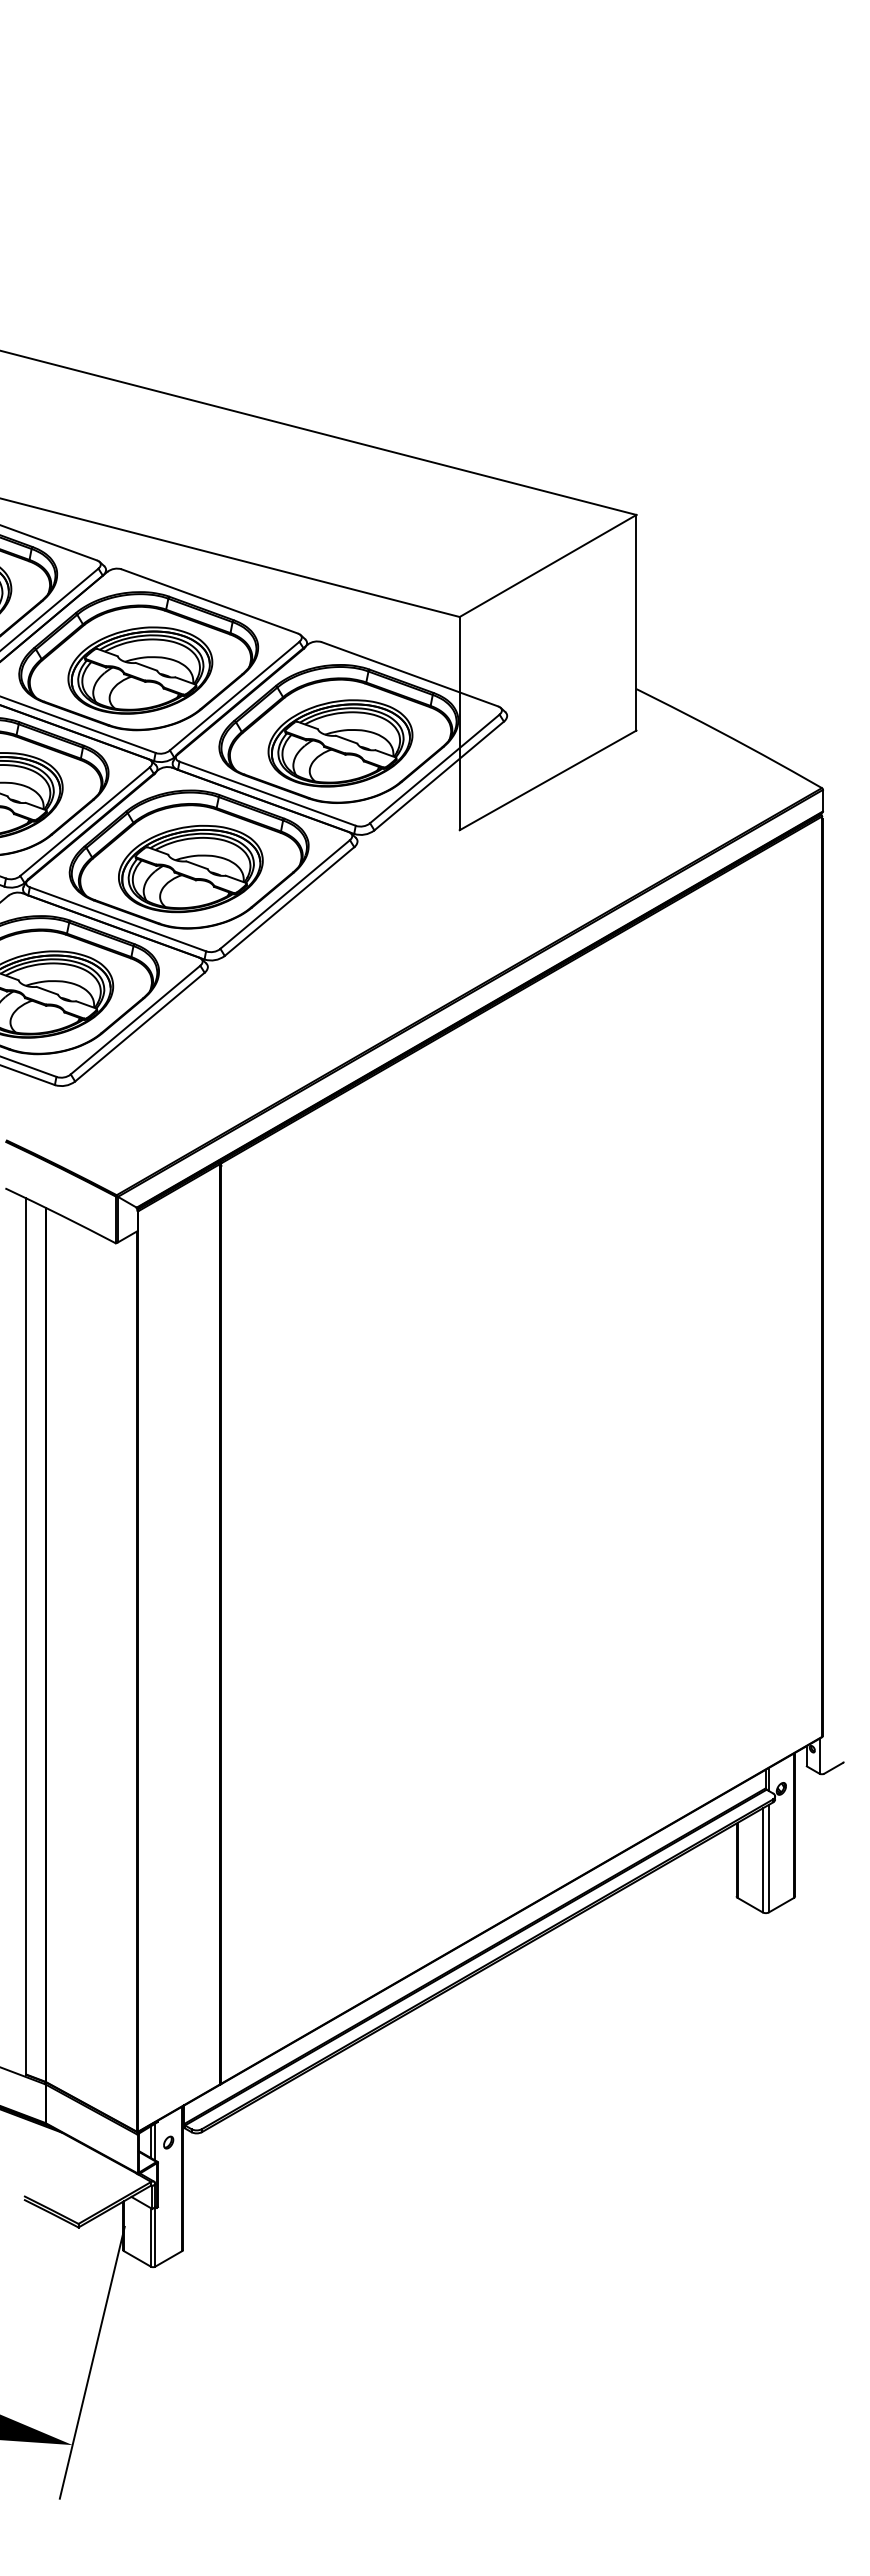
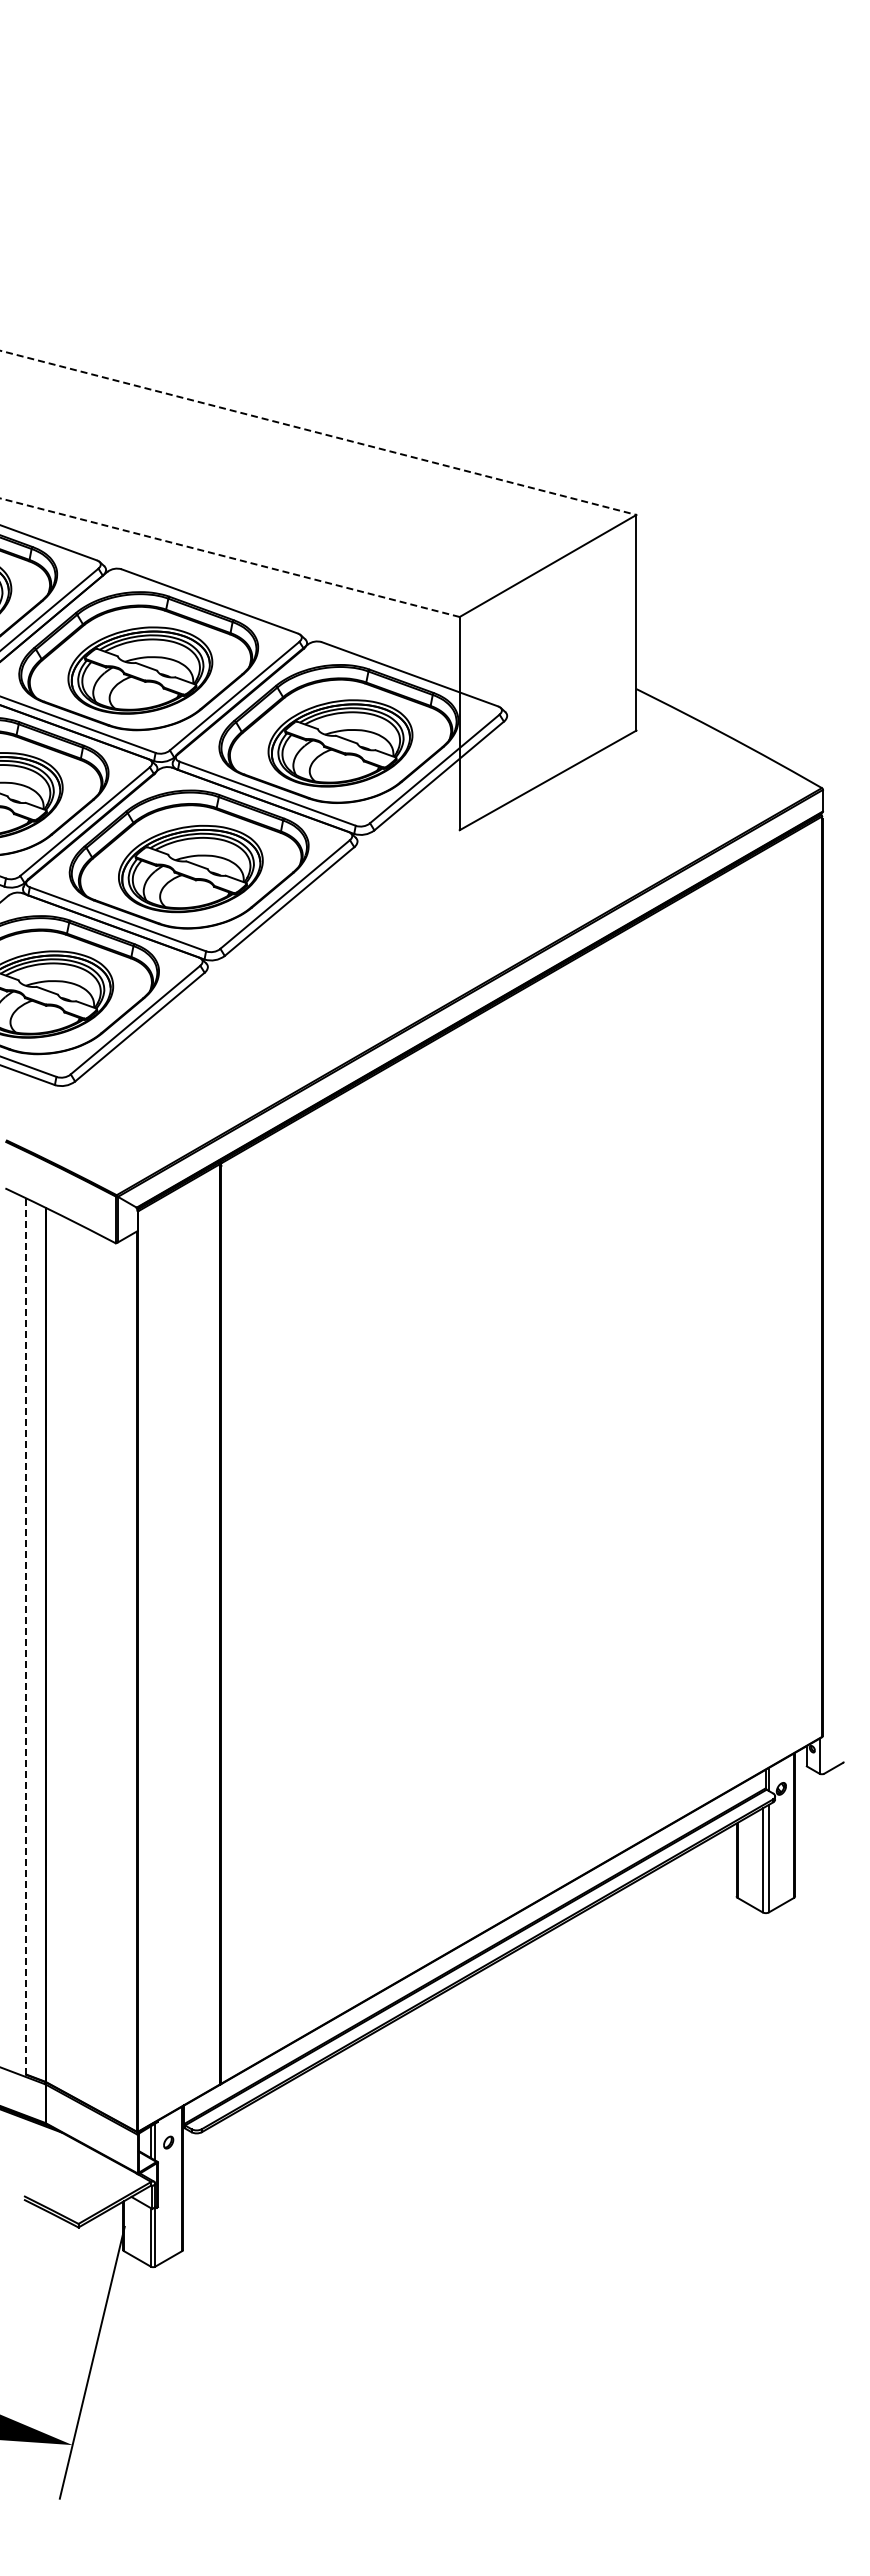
line: solid -> dashed (319, 433)
line: solid -> dashed (229, 557)
line: solid -> dashed (26, 1635)
